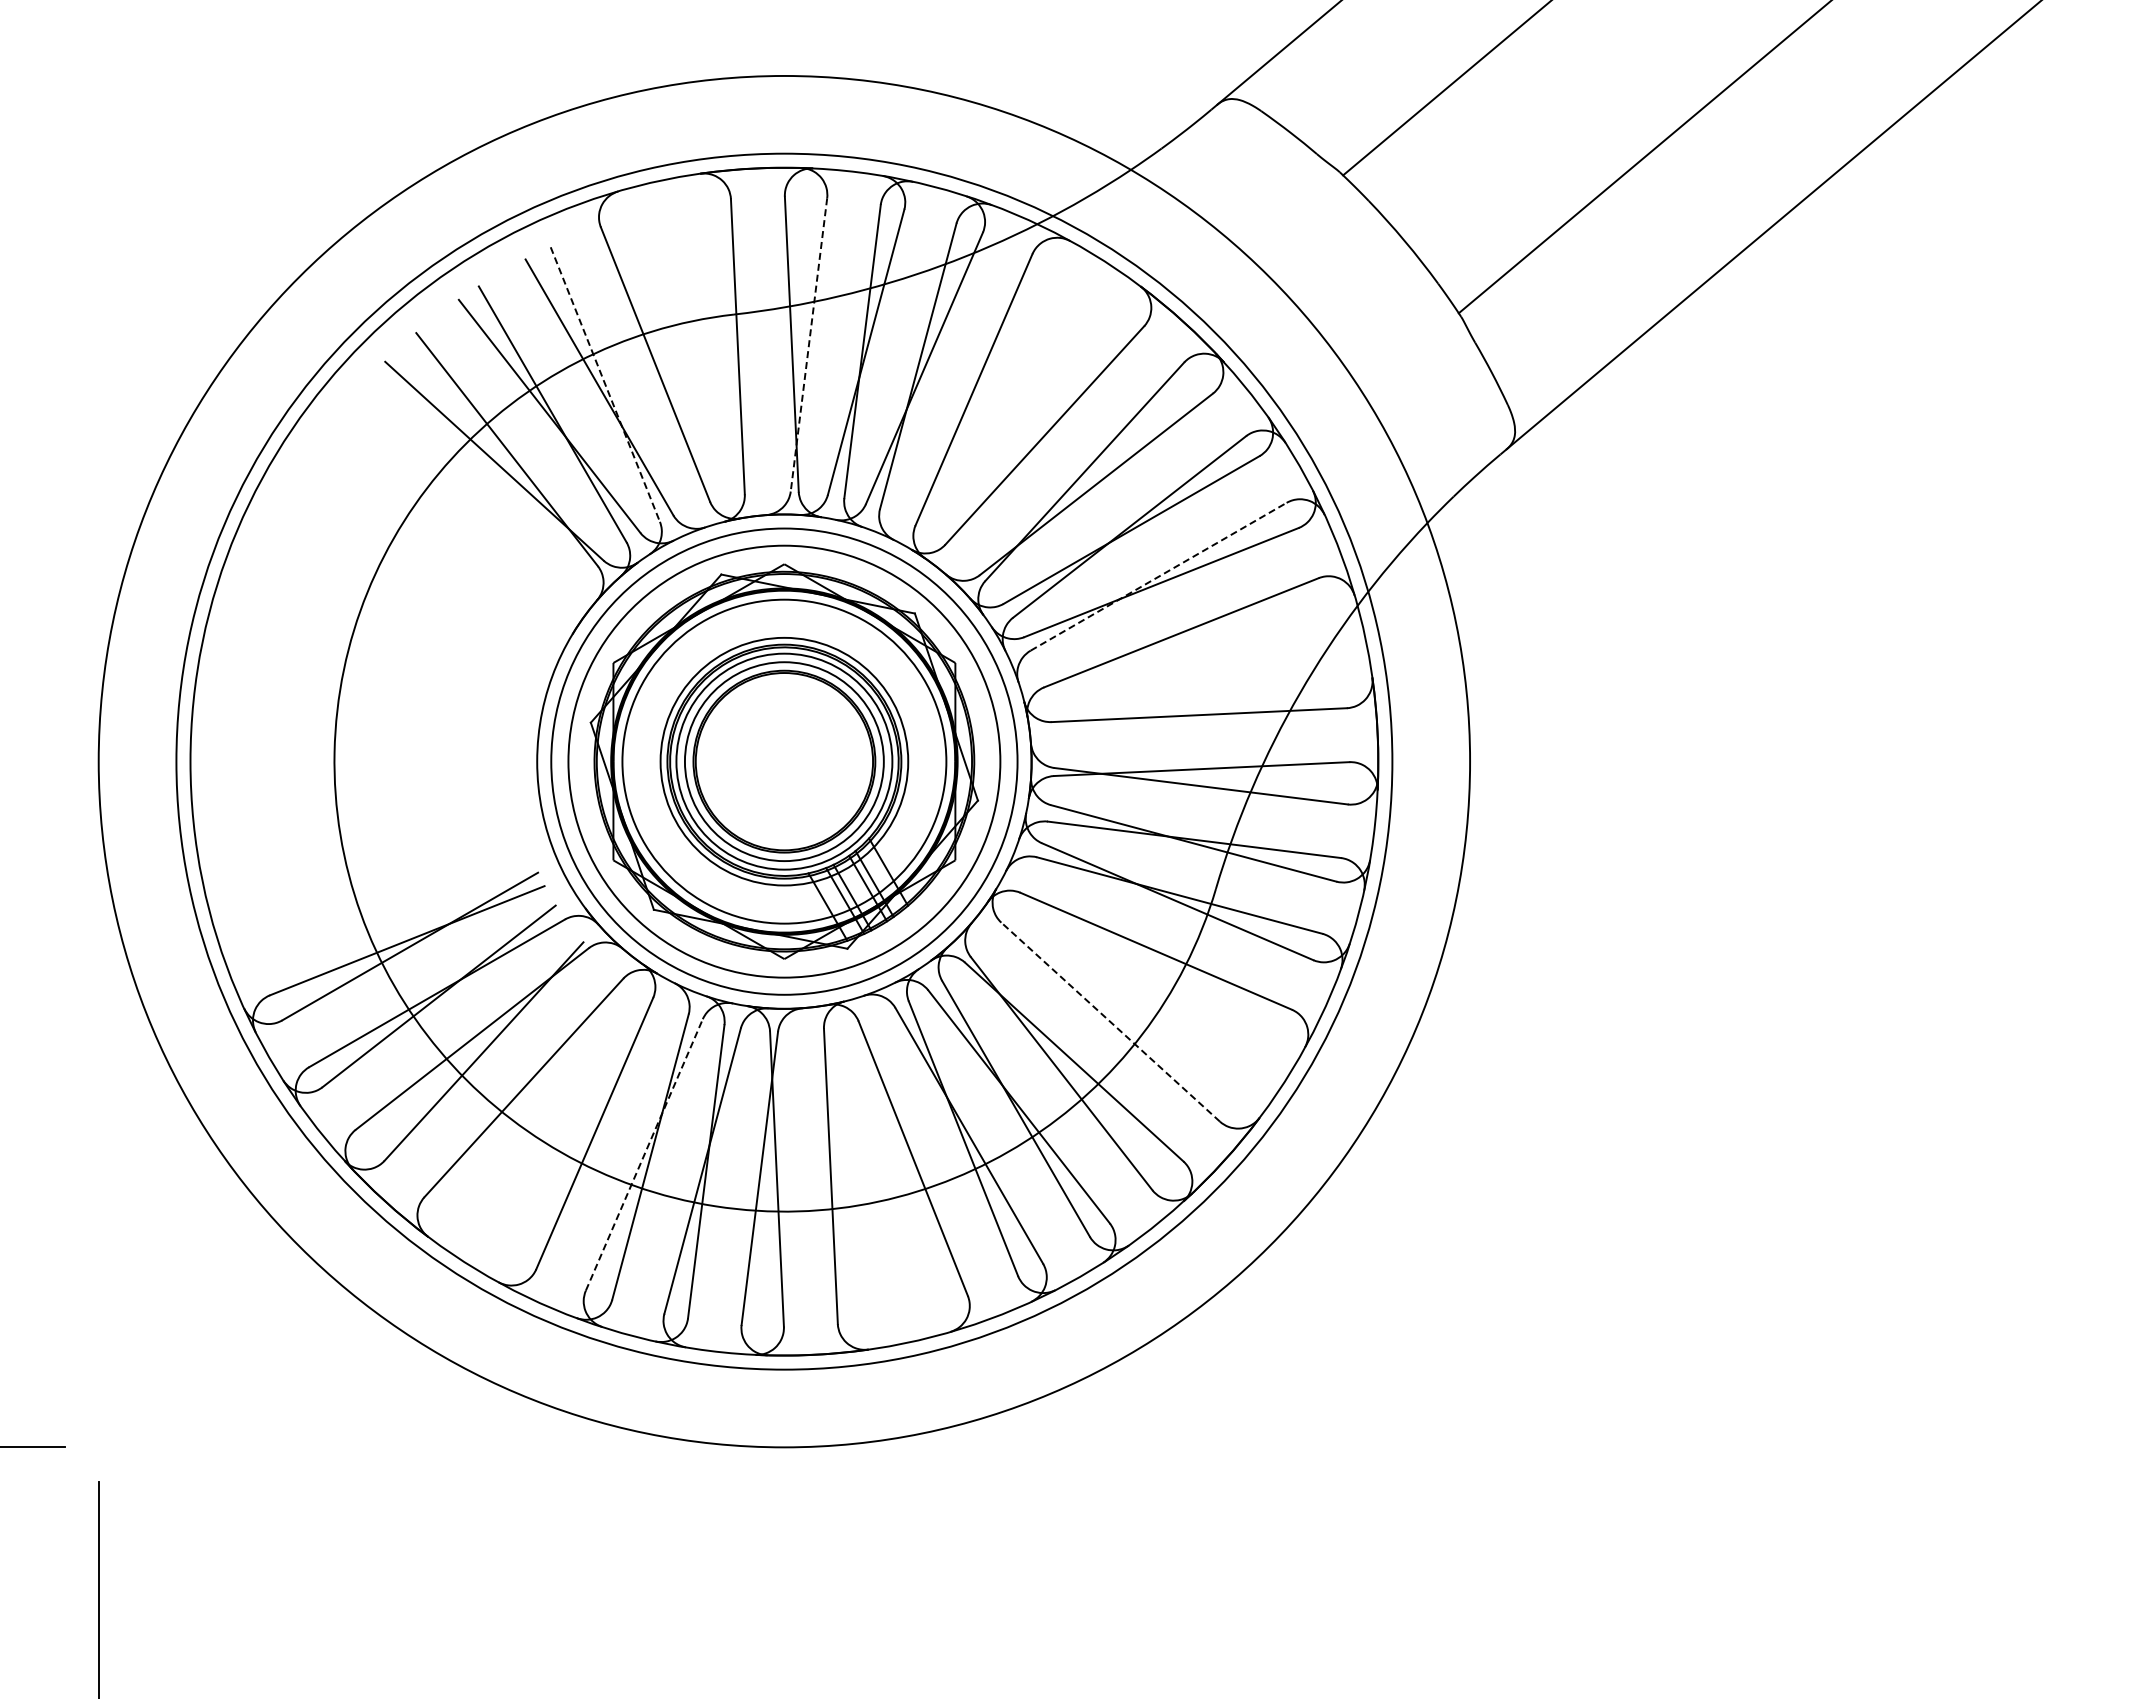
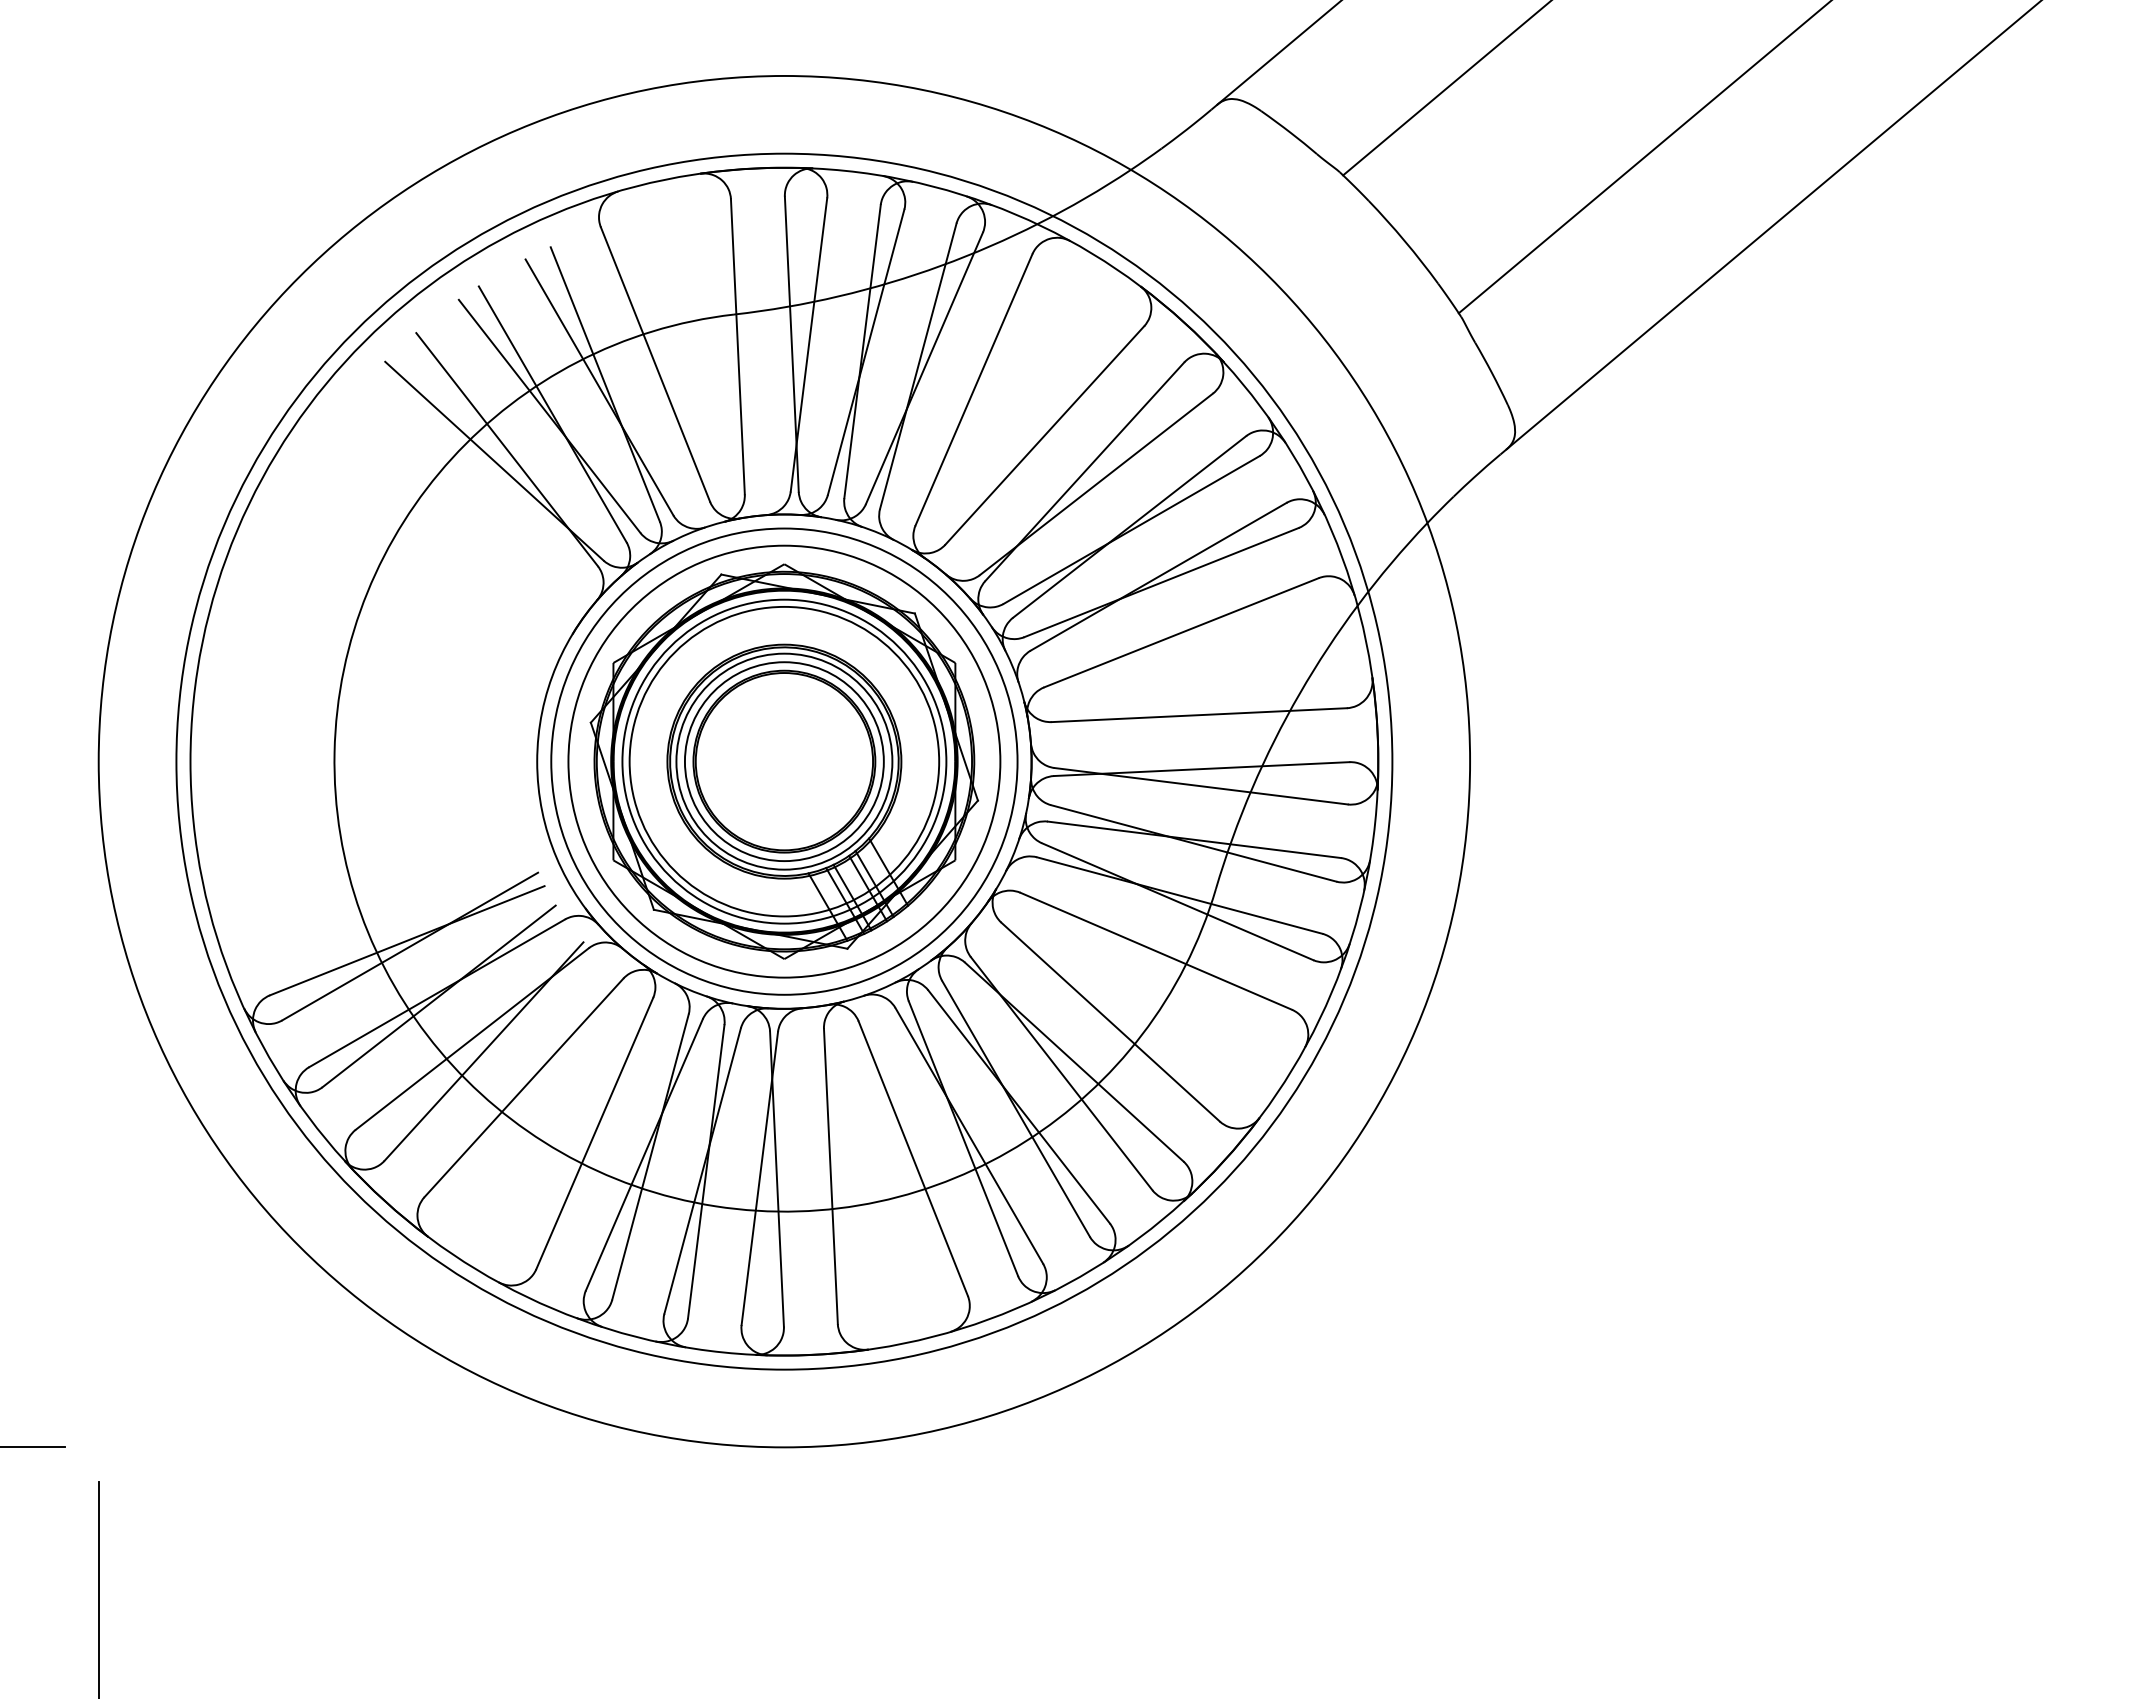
line: dashed -> solid (808, 344)
line: dashed -> solid (605, 384)
line: dashed -> solid (1158, 576)
circle diameter: 248 px -> 310 px (784, 761)
line: dashed -> solid (1110, 1022)
line: dashed -> solid (644, 1154)
